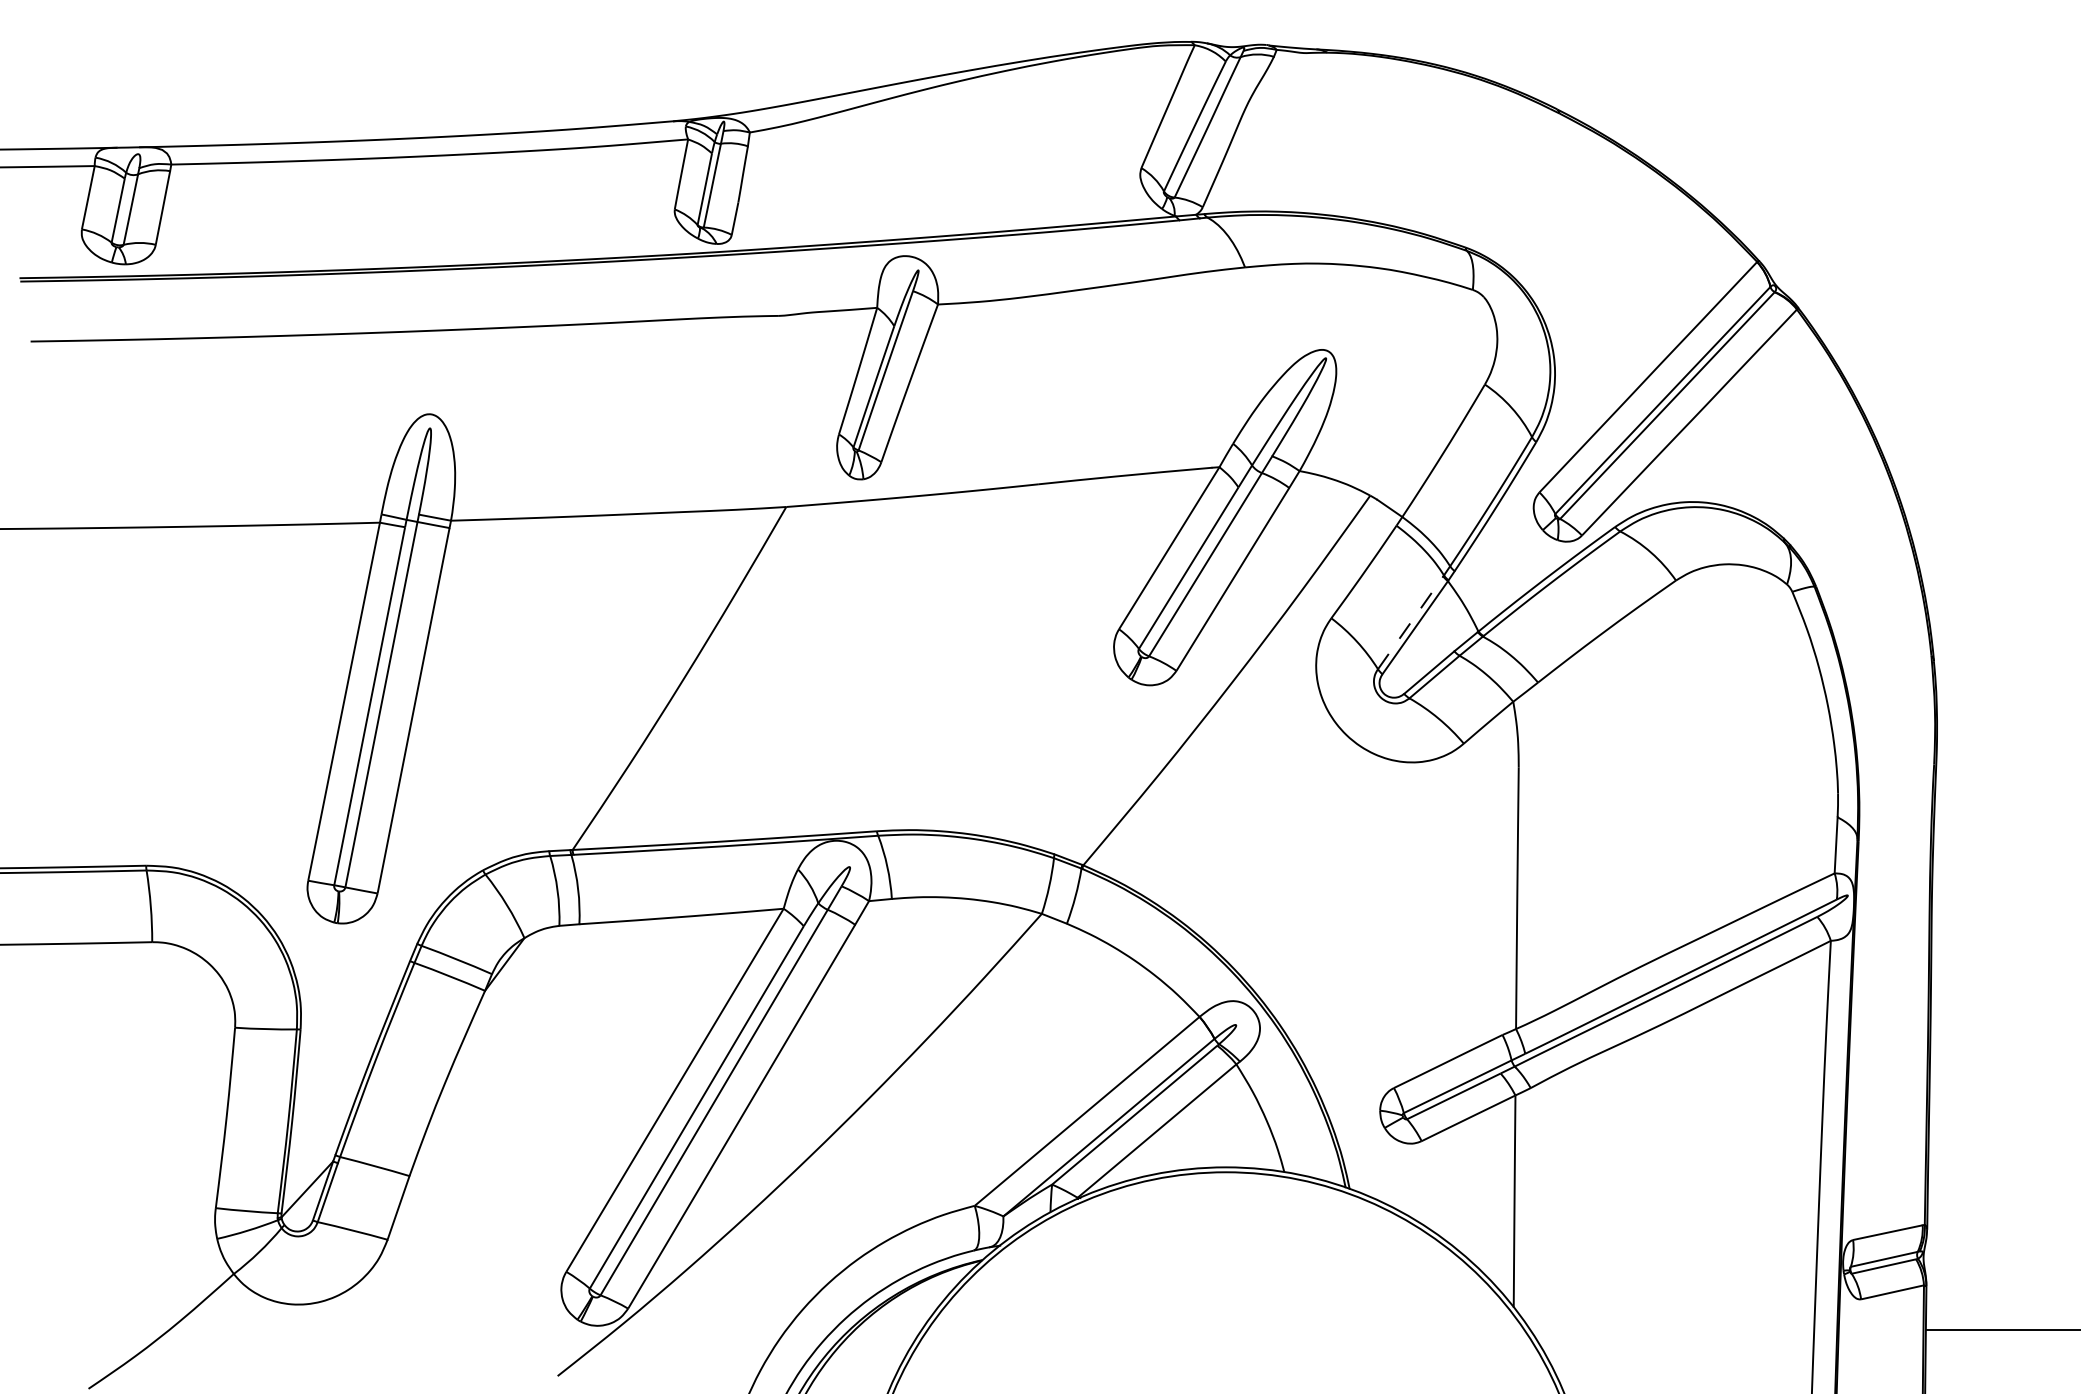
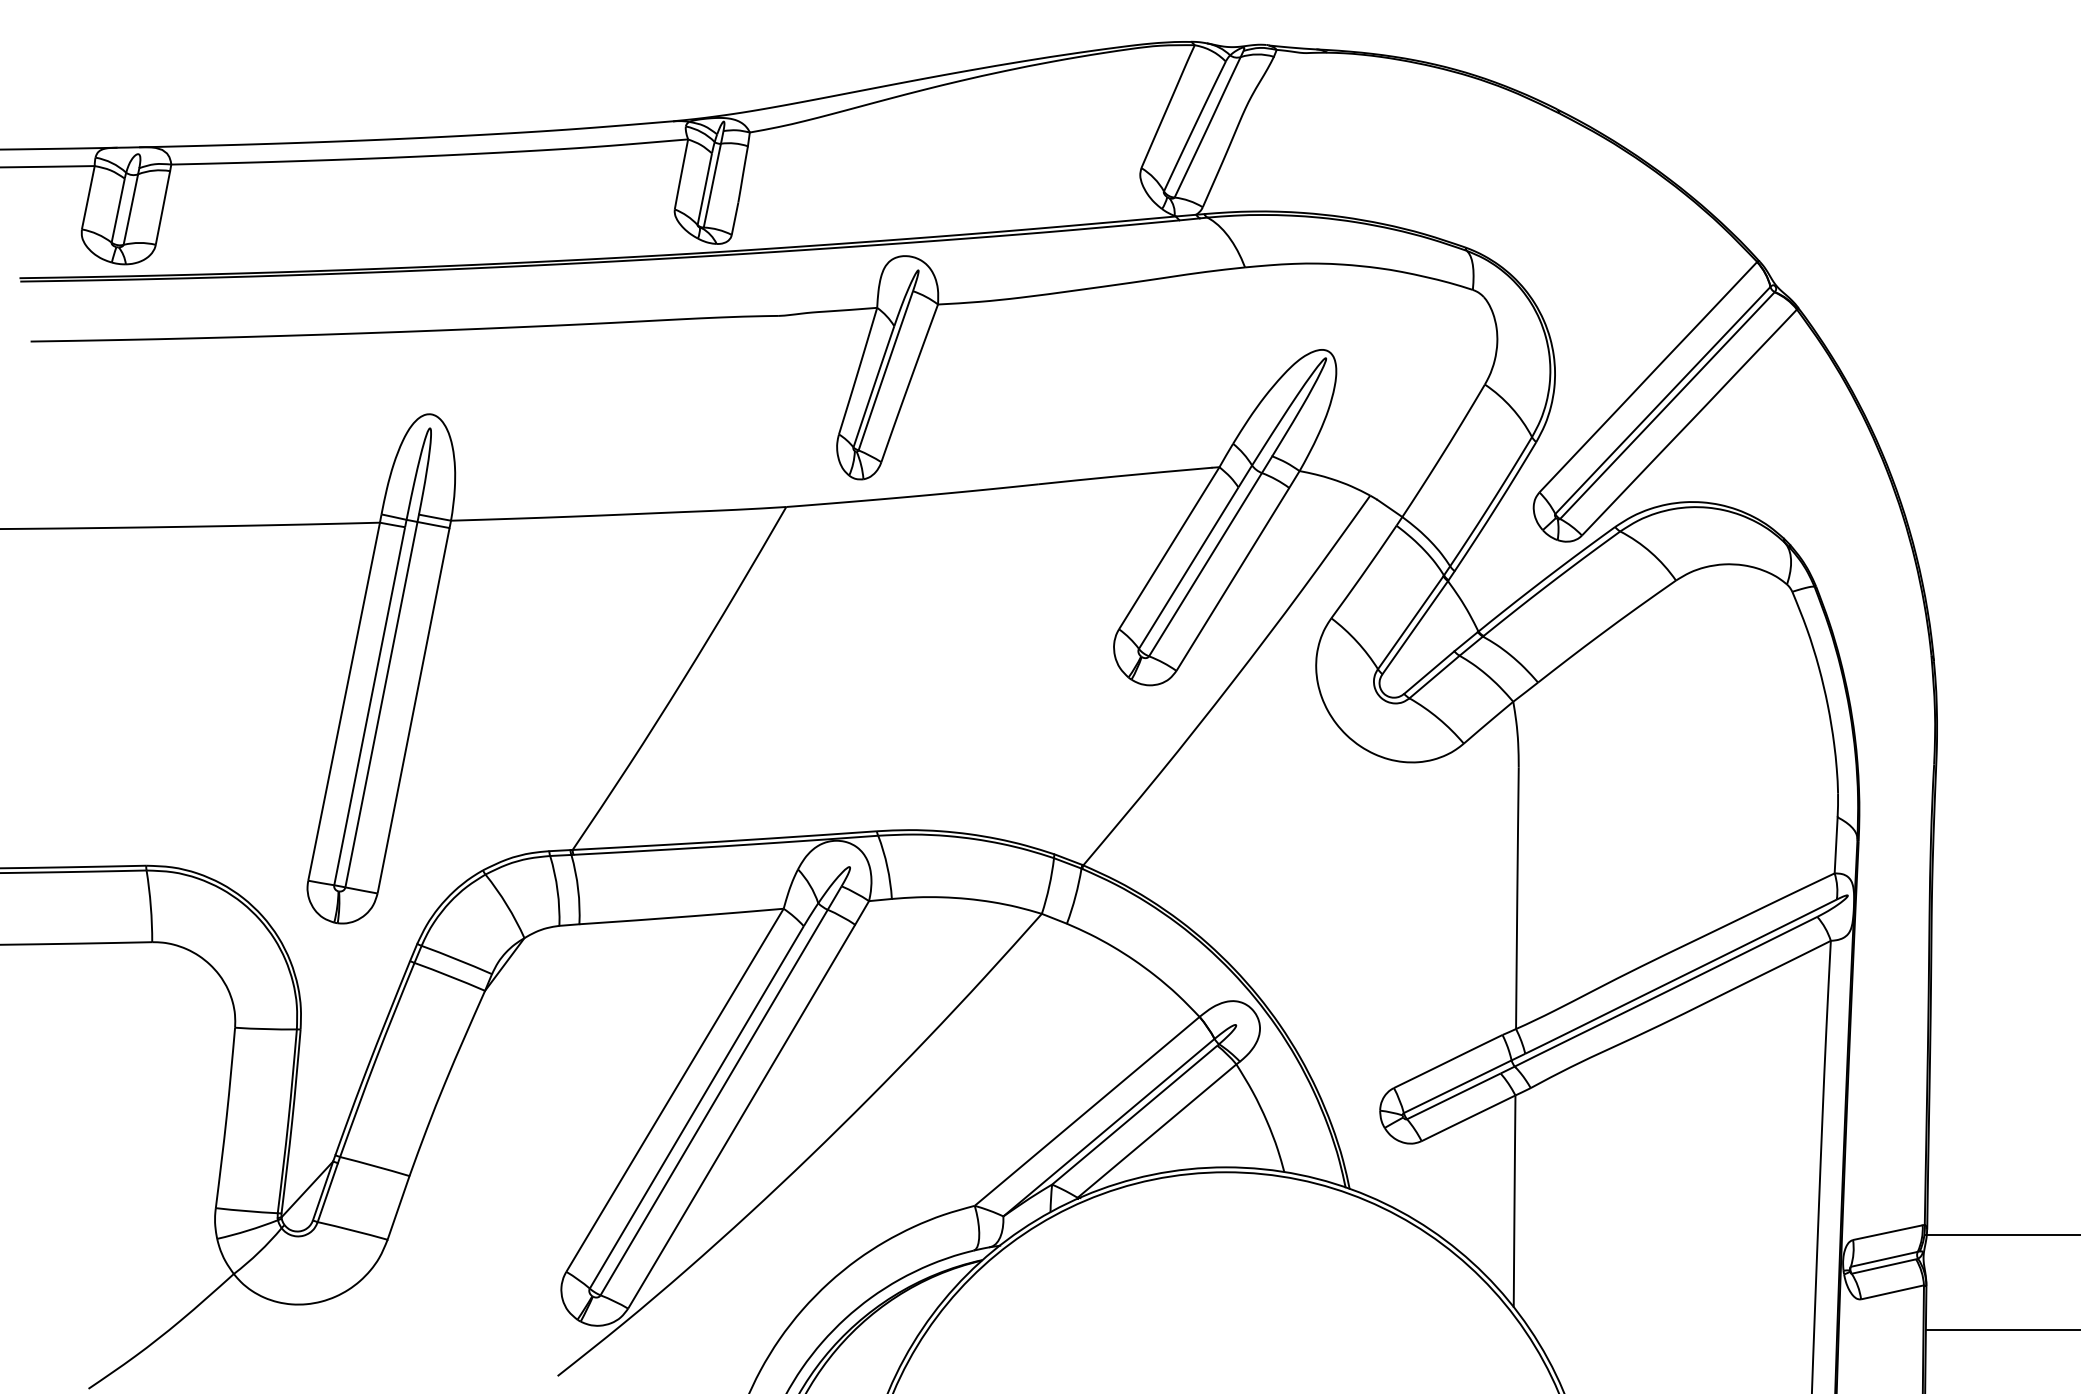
line: dashed -> solid (1410, 622)
line: none -> present (2001, 1235)
